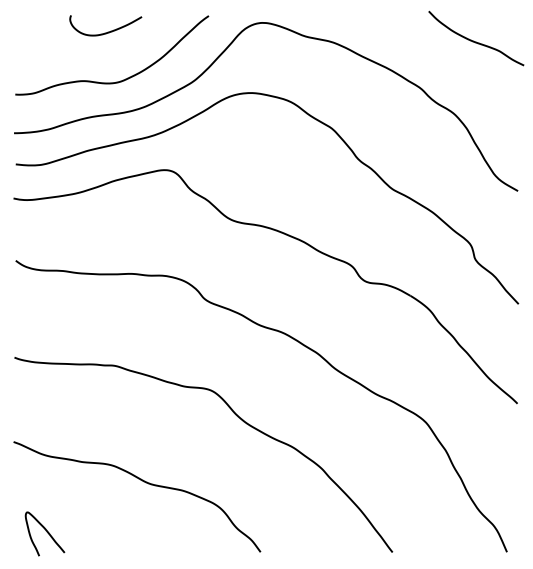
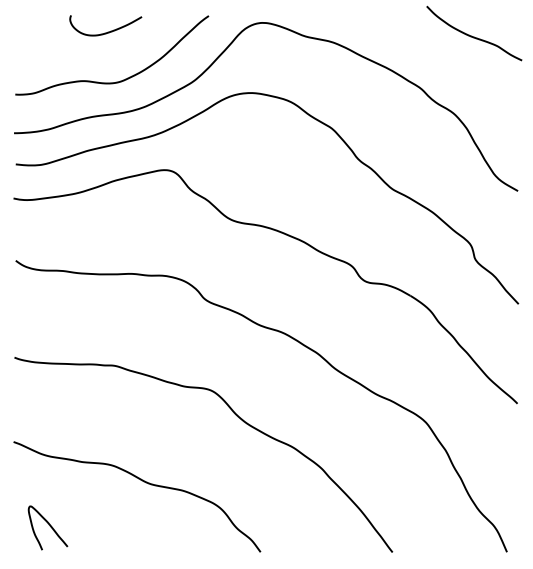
curve position: (476, 41) -> (474, 36) (474, 36)
curve position: (46, 532) -> (49, 526) (49, 526)
